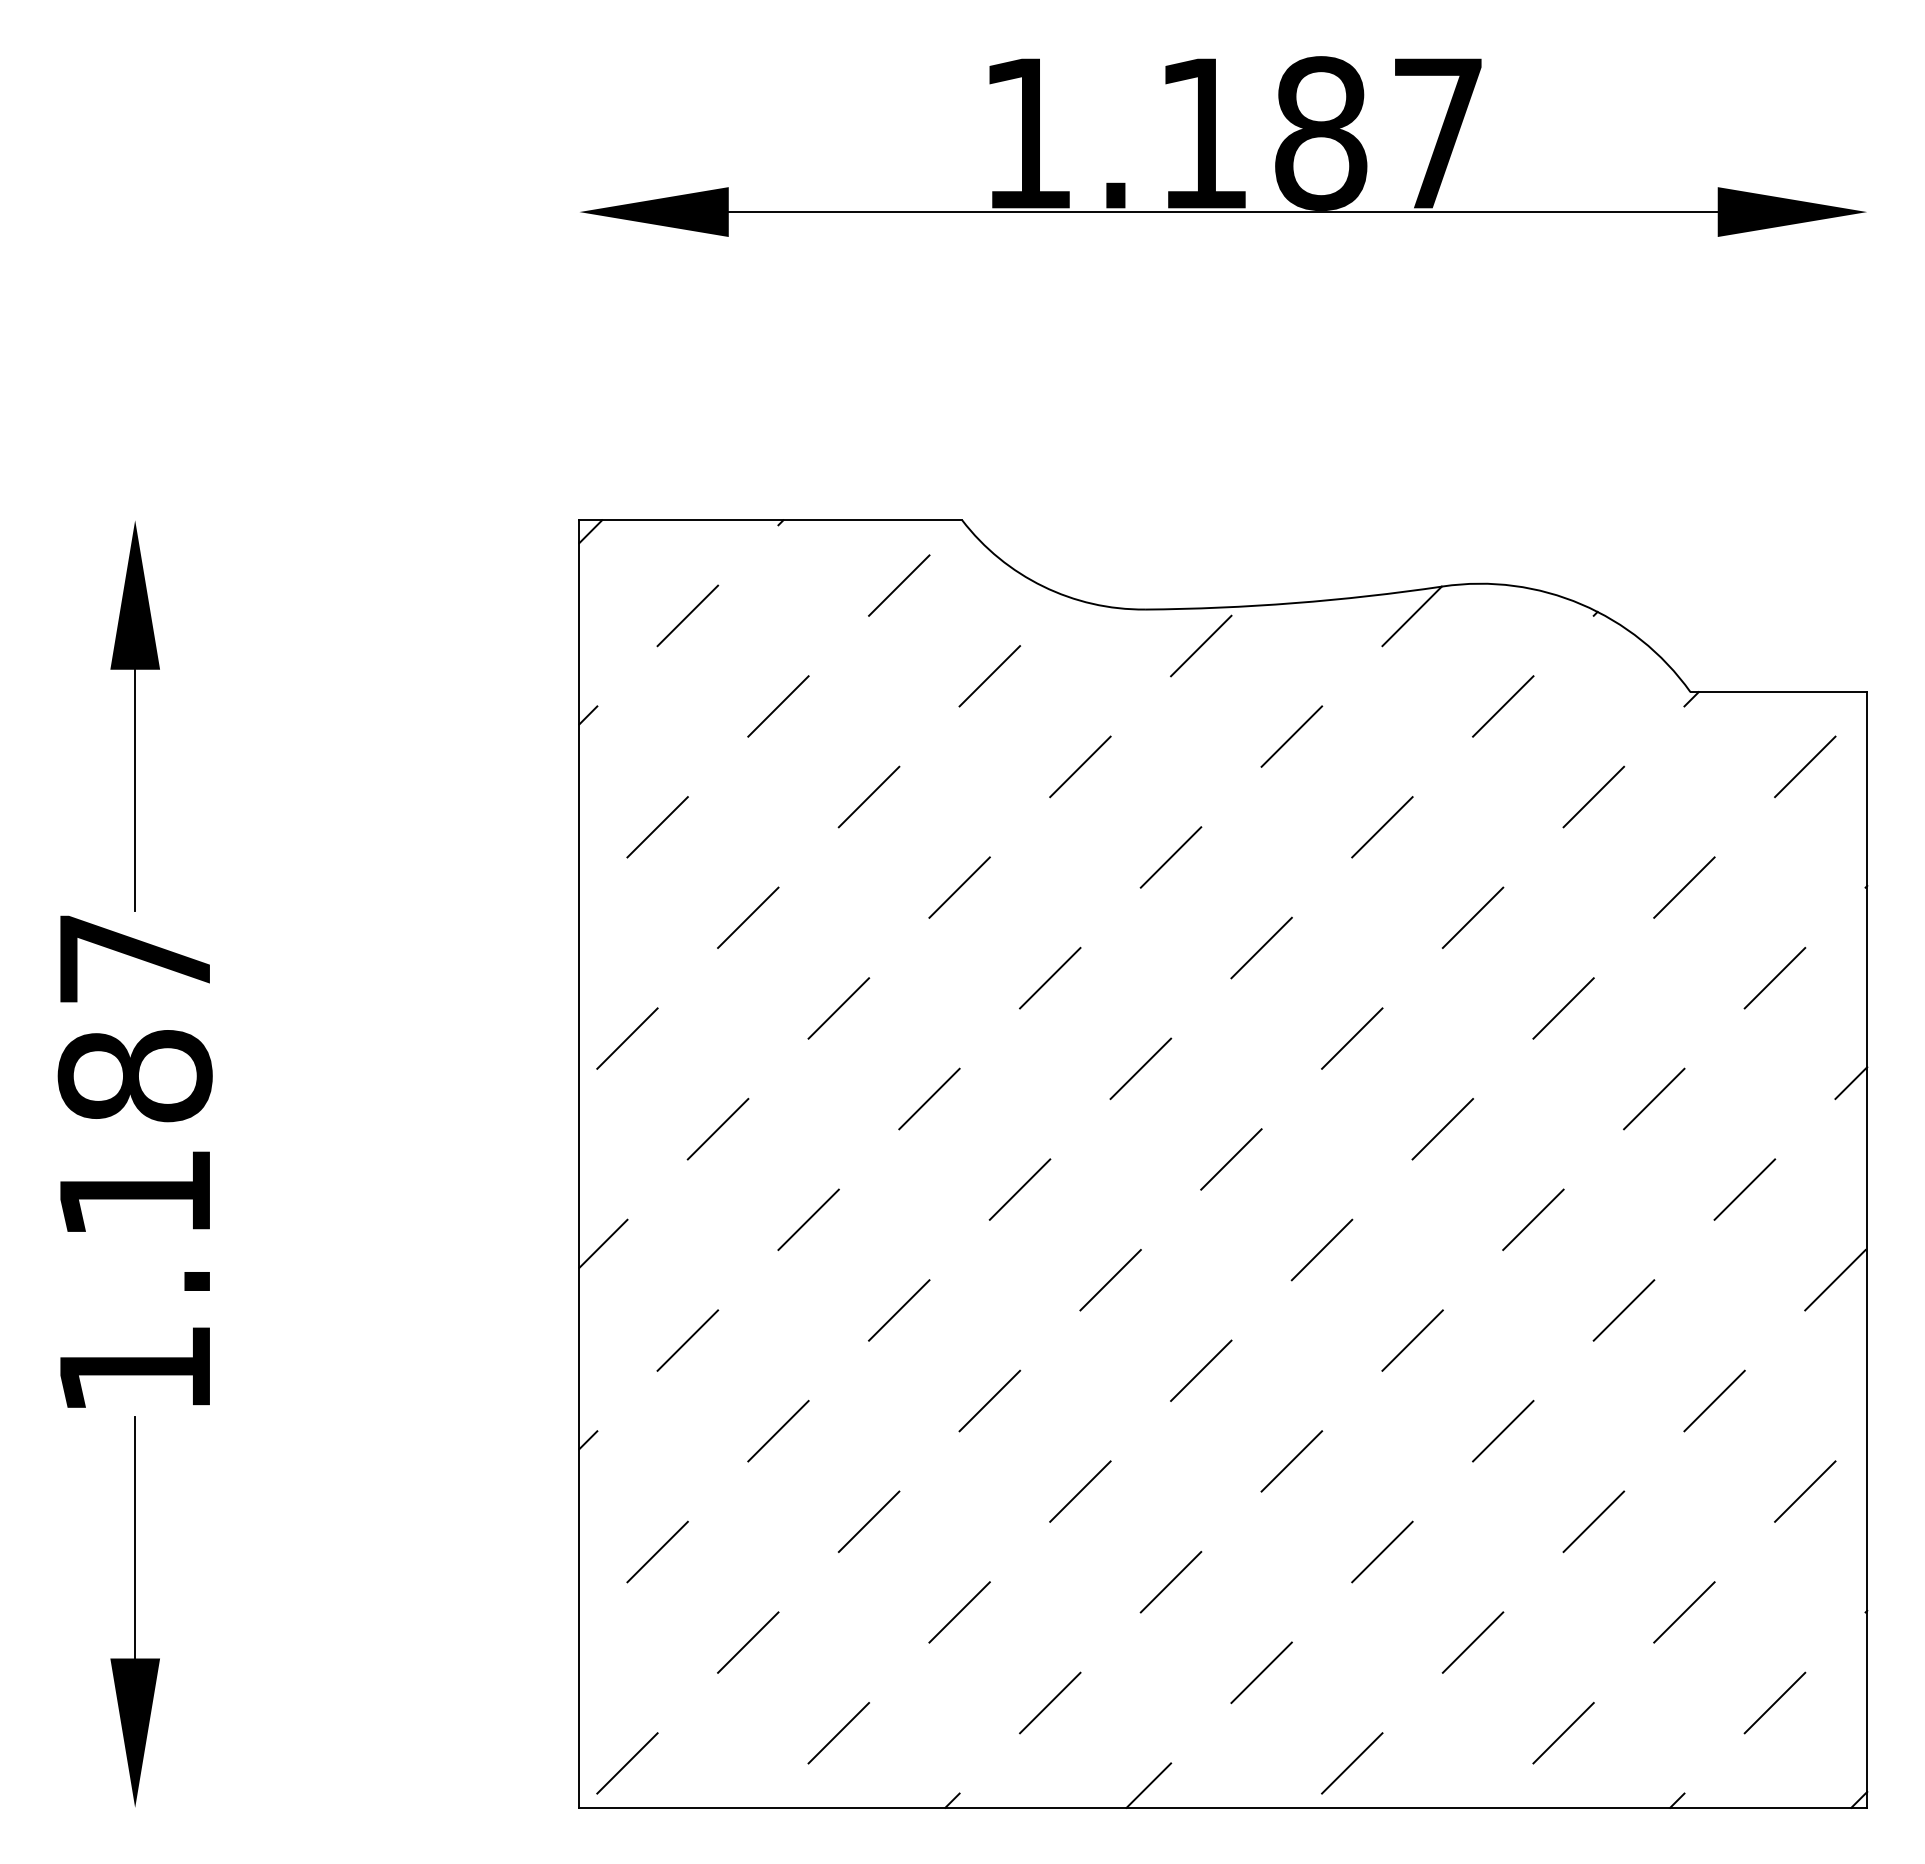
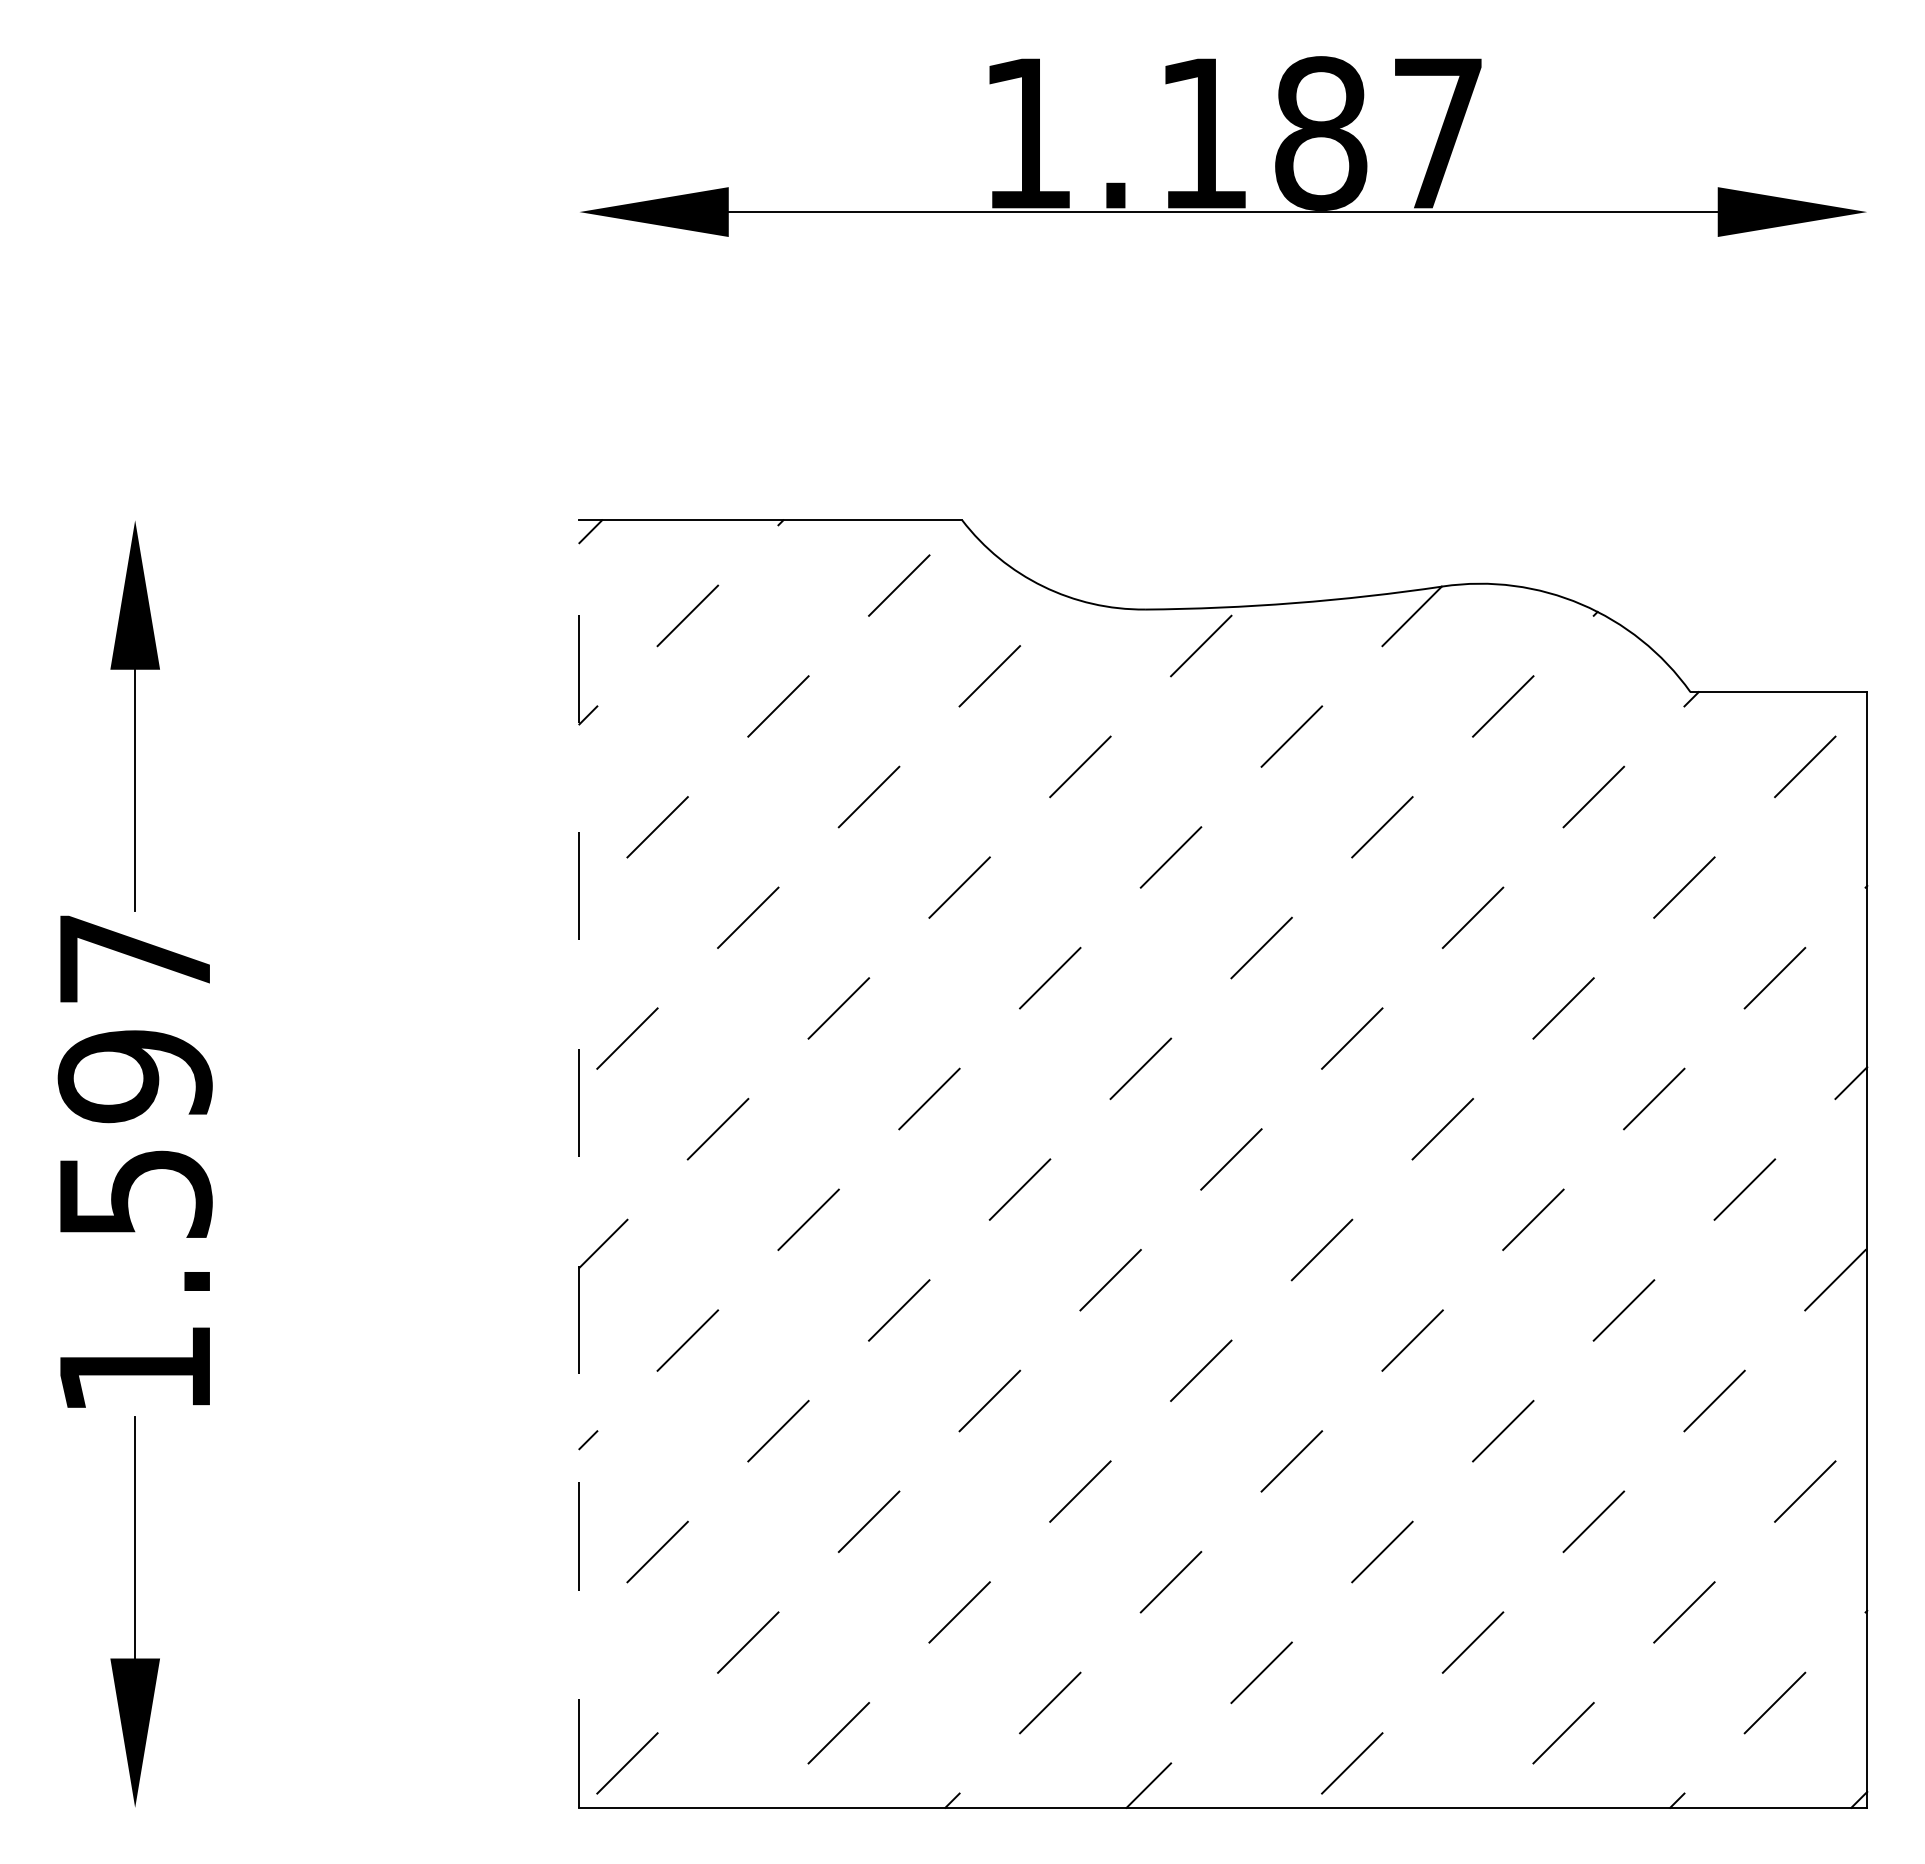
text: 1.187 -> 1.597 (134, 1133)
line: solid -> dashed (579, 1164)
